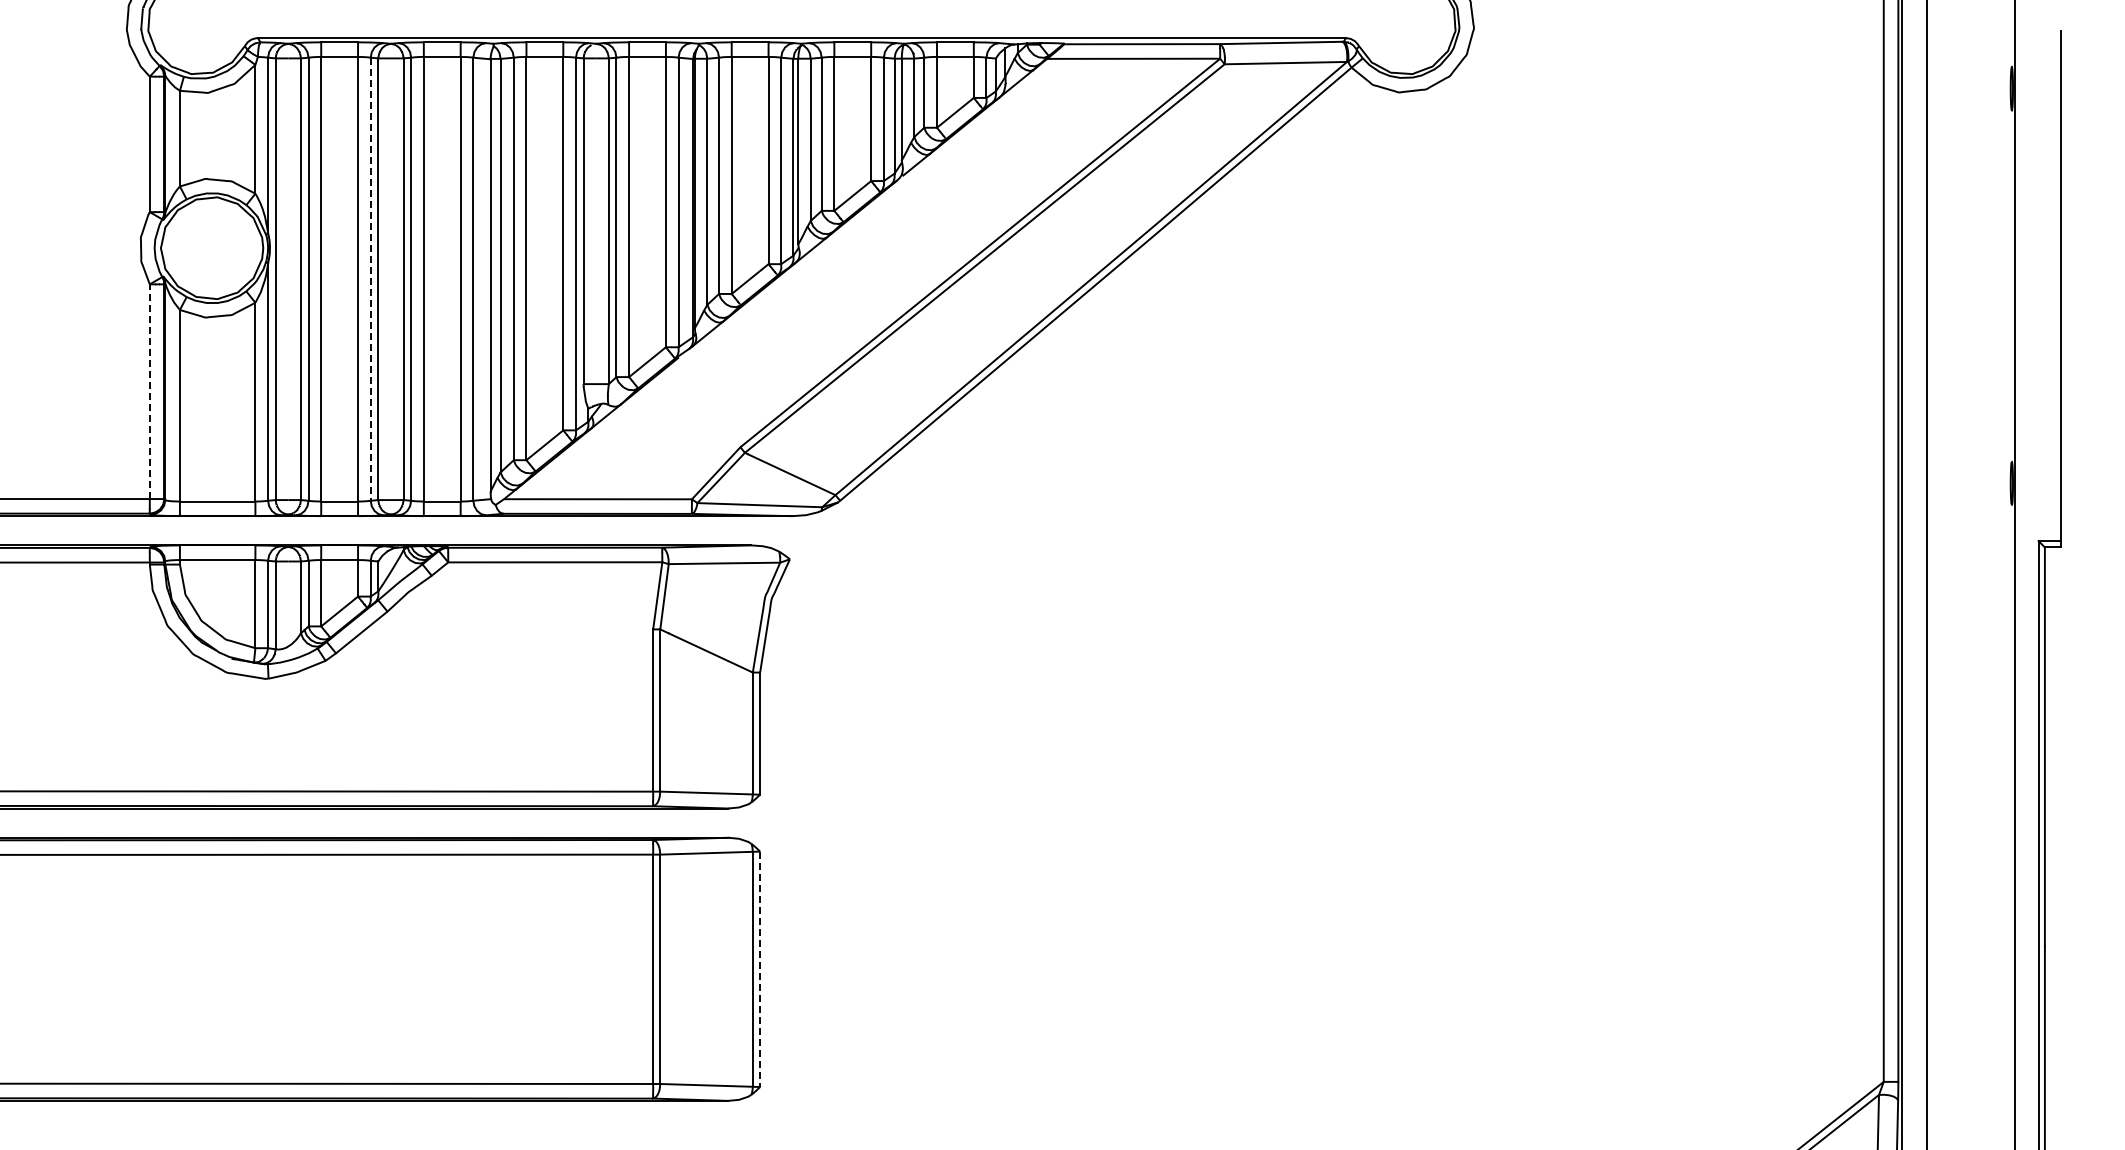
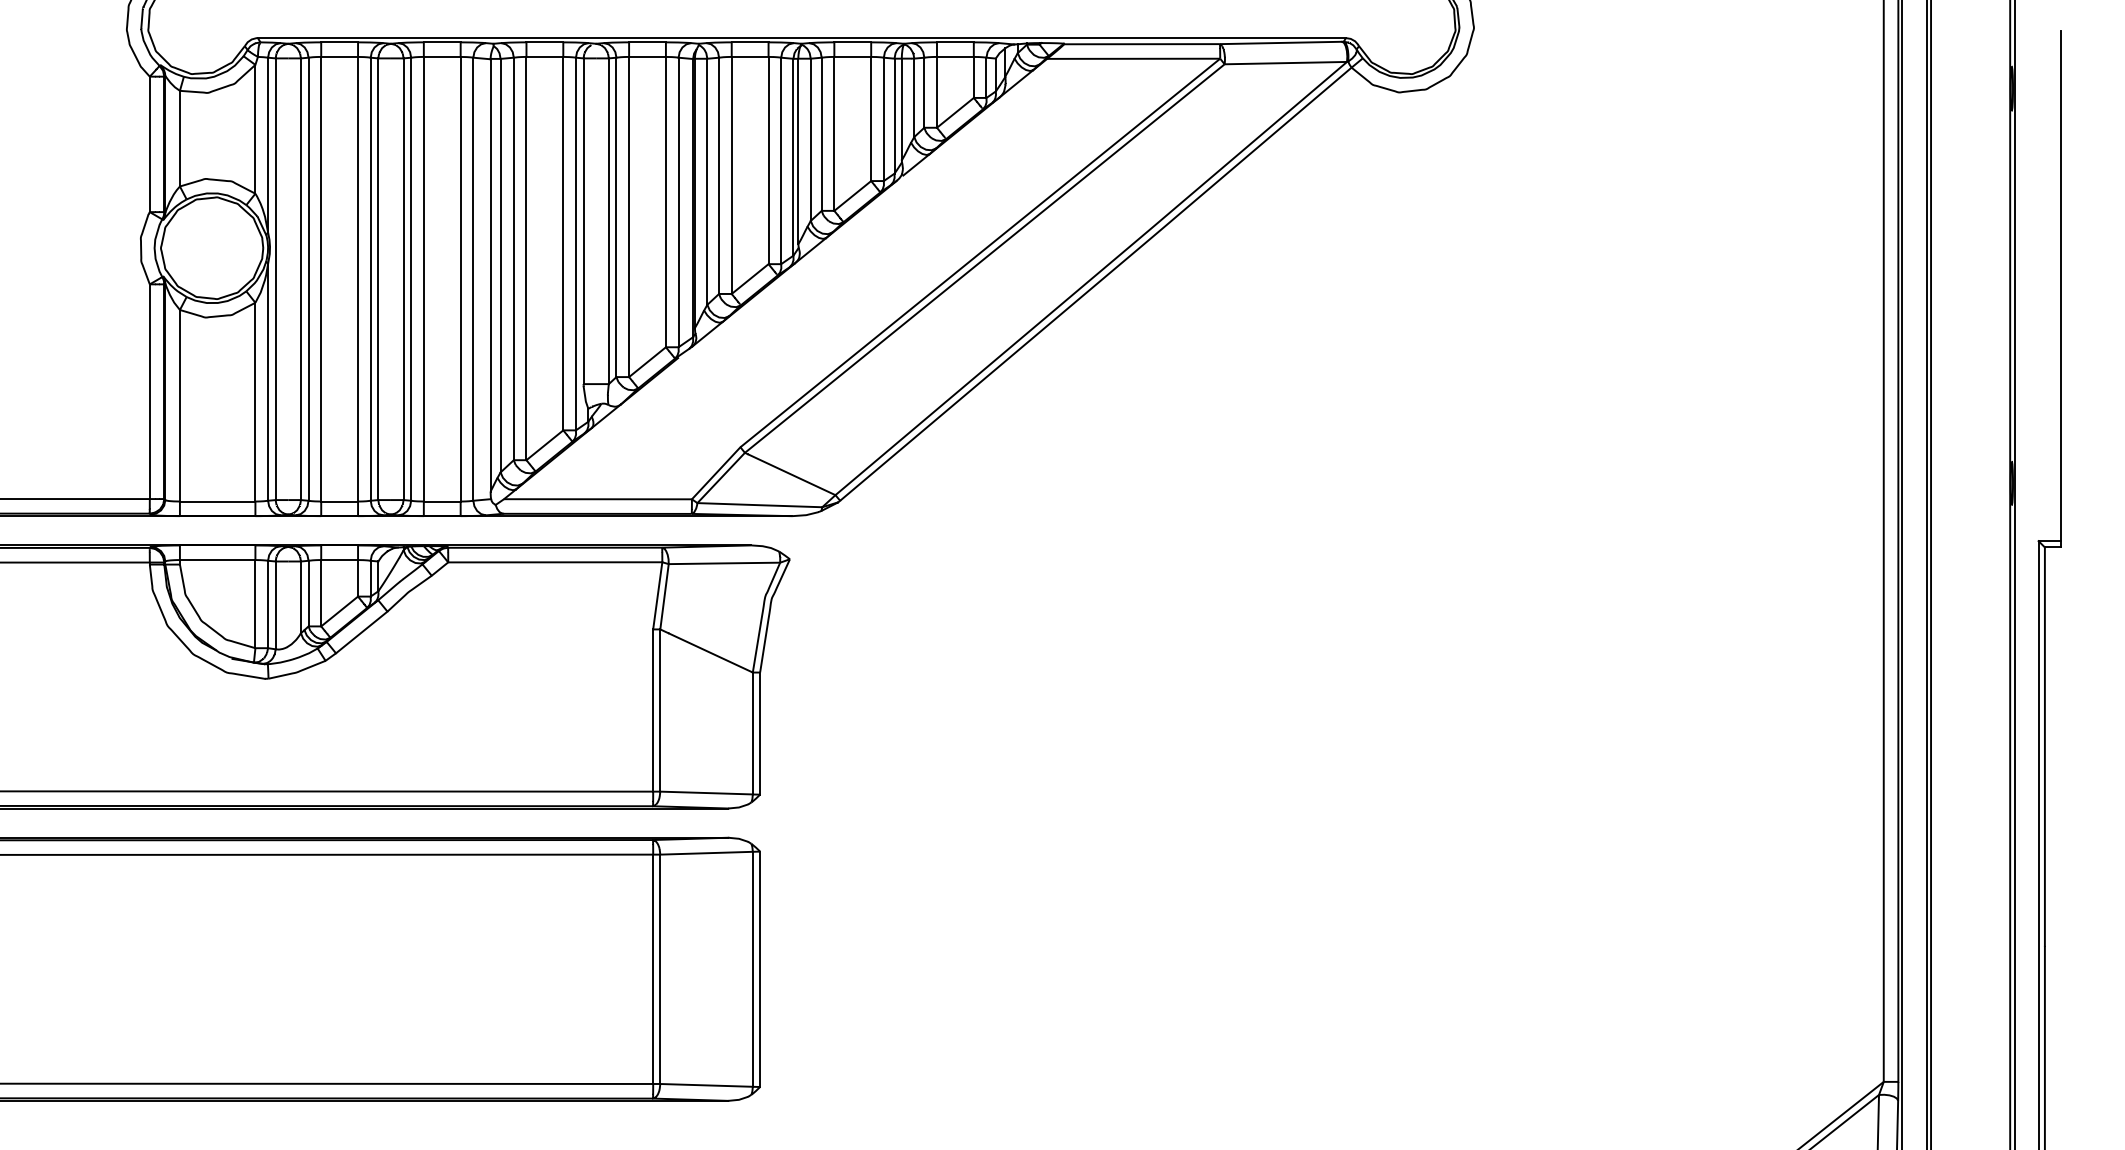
line: dashed -> solid (370, 279)
line: dashed -> solid (149, 391)
line: none -> present (1931, 574)
line: none -> present (2010, 574)
line: dashed -> solid (760, 969)
